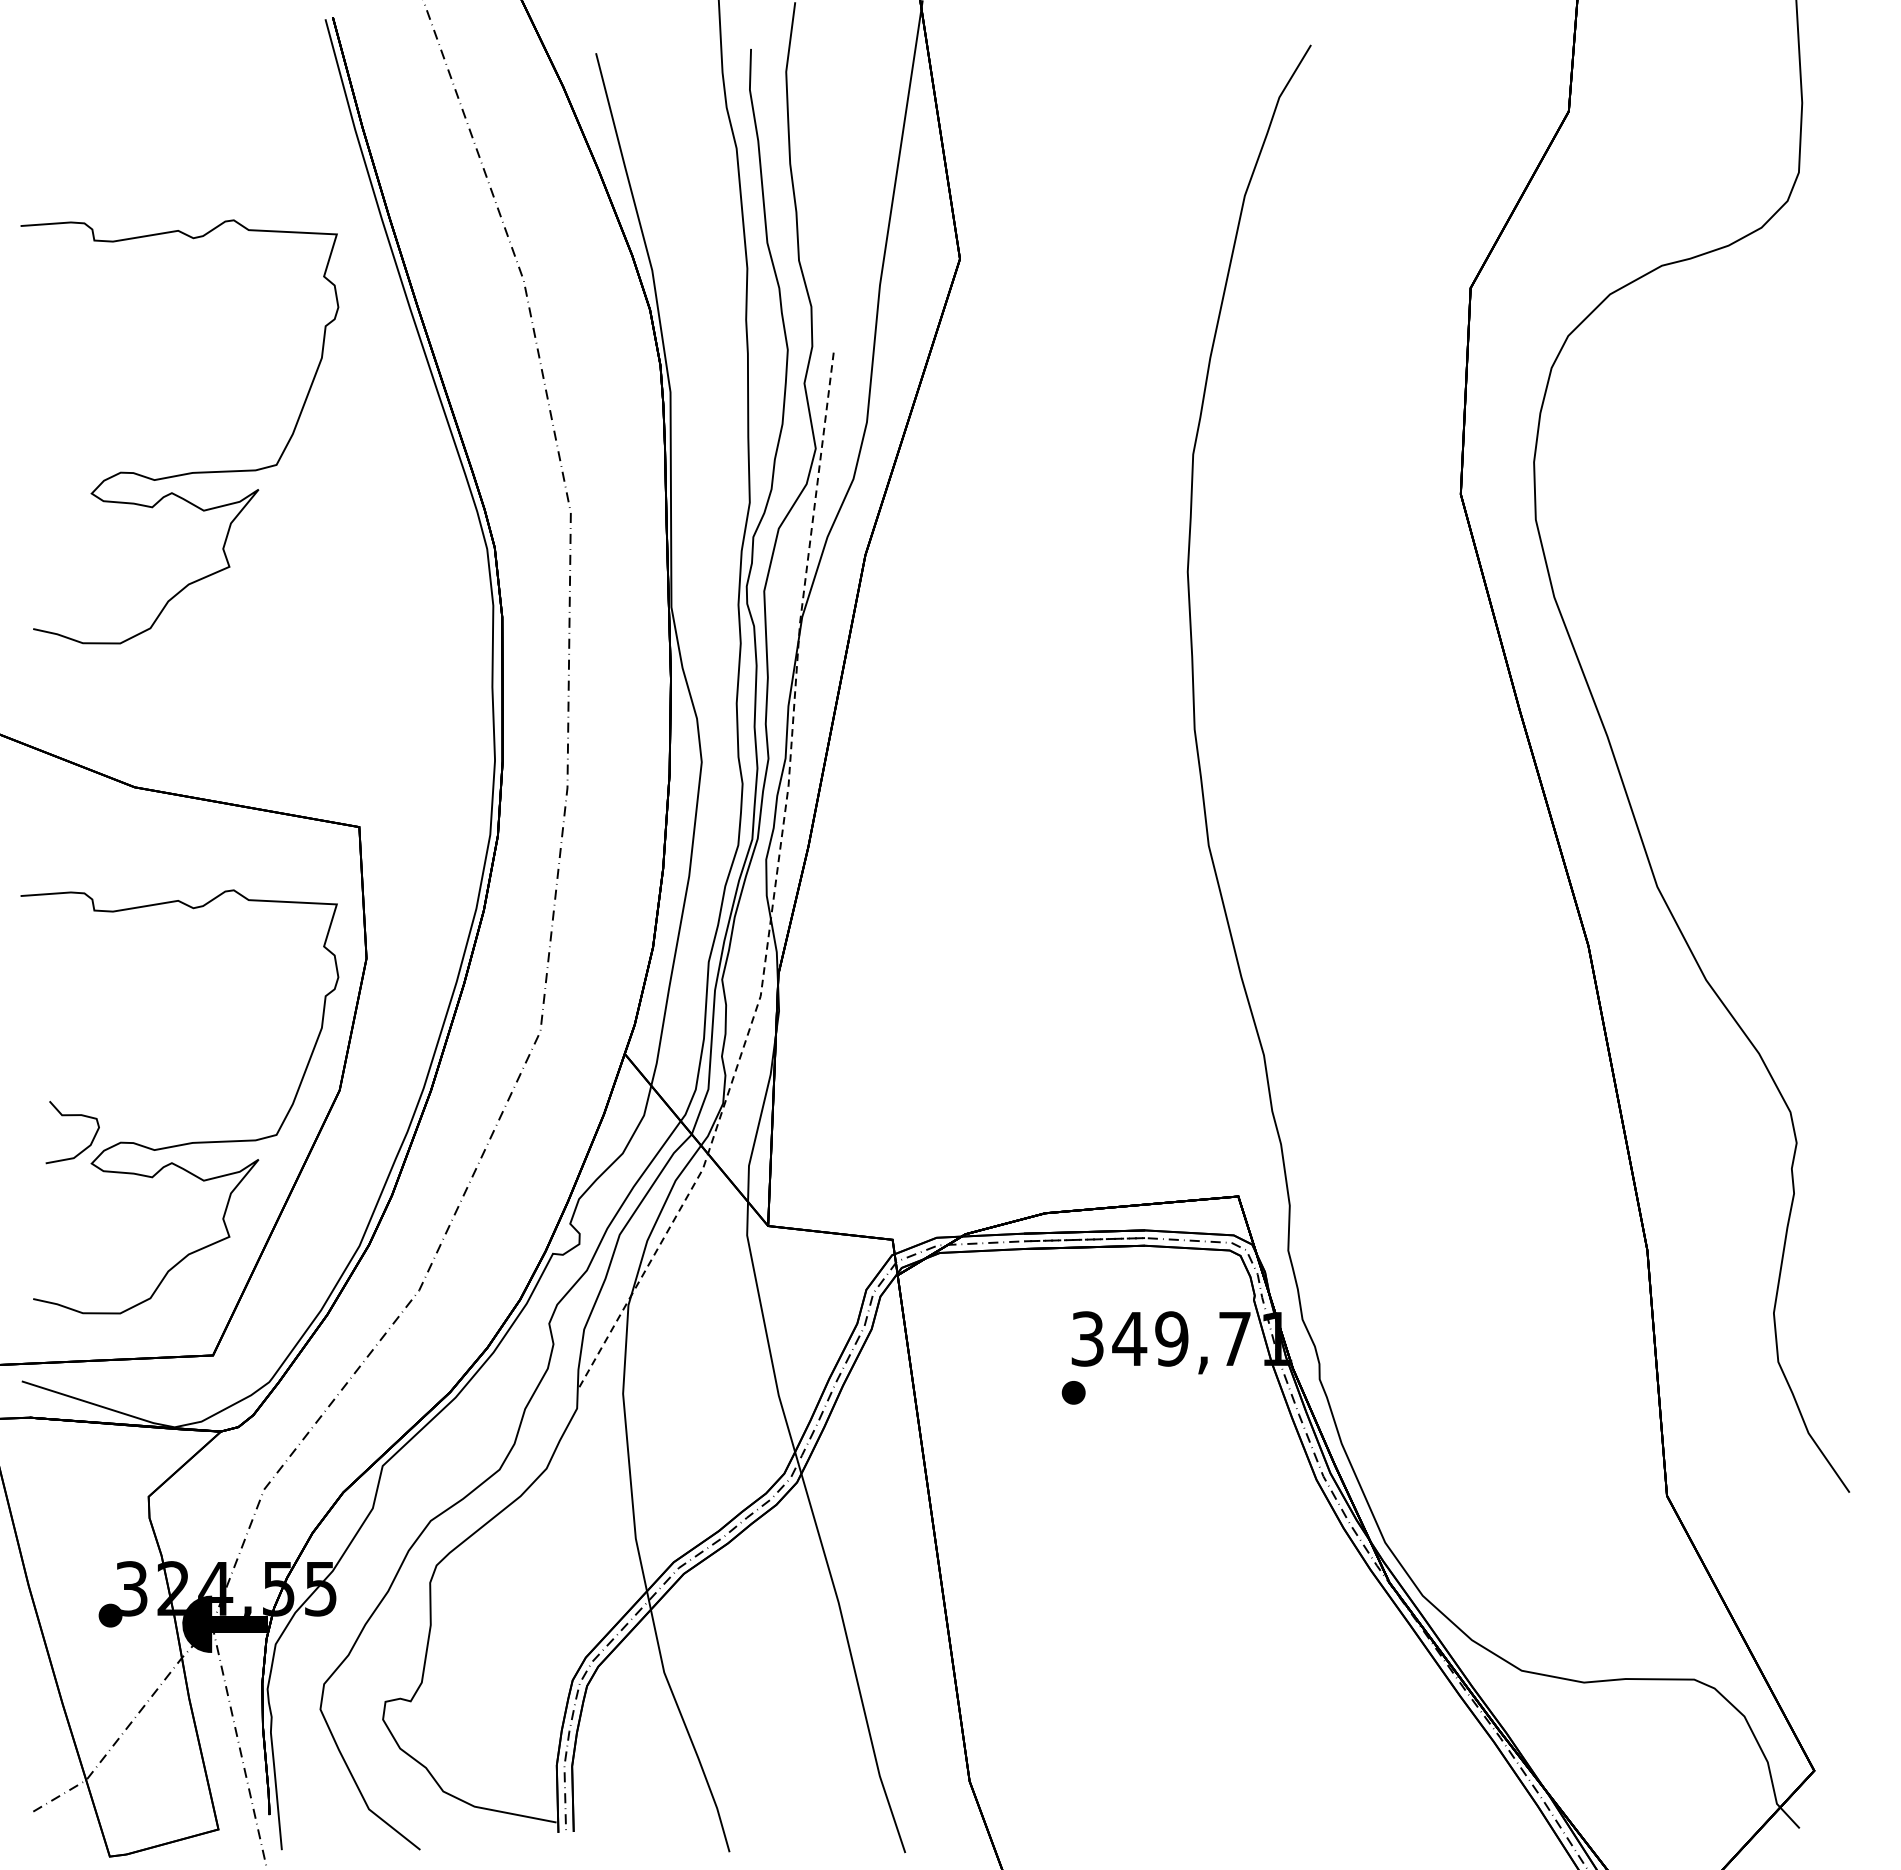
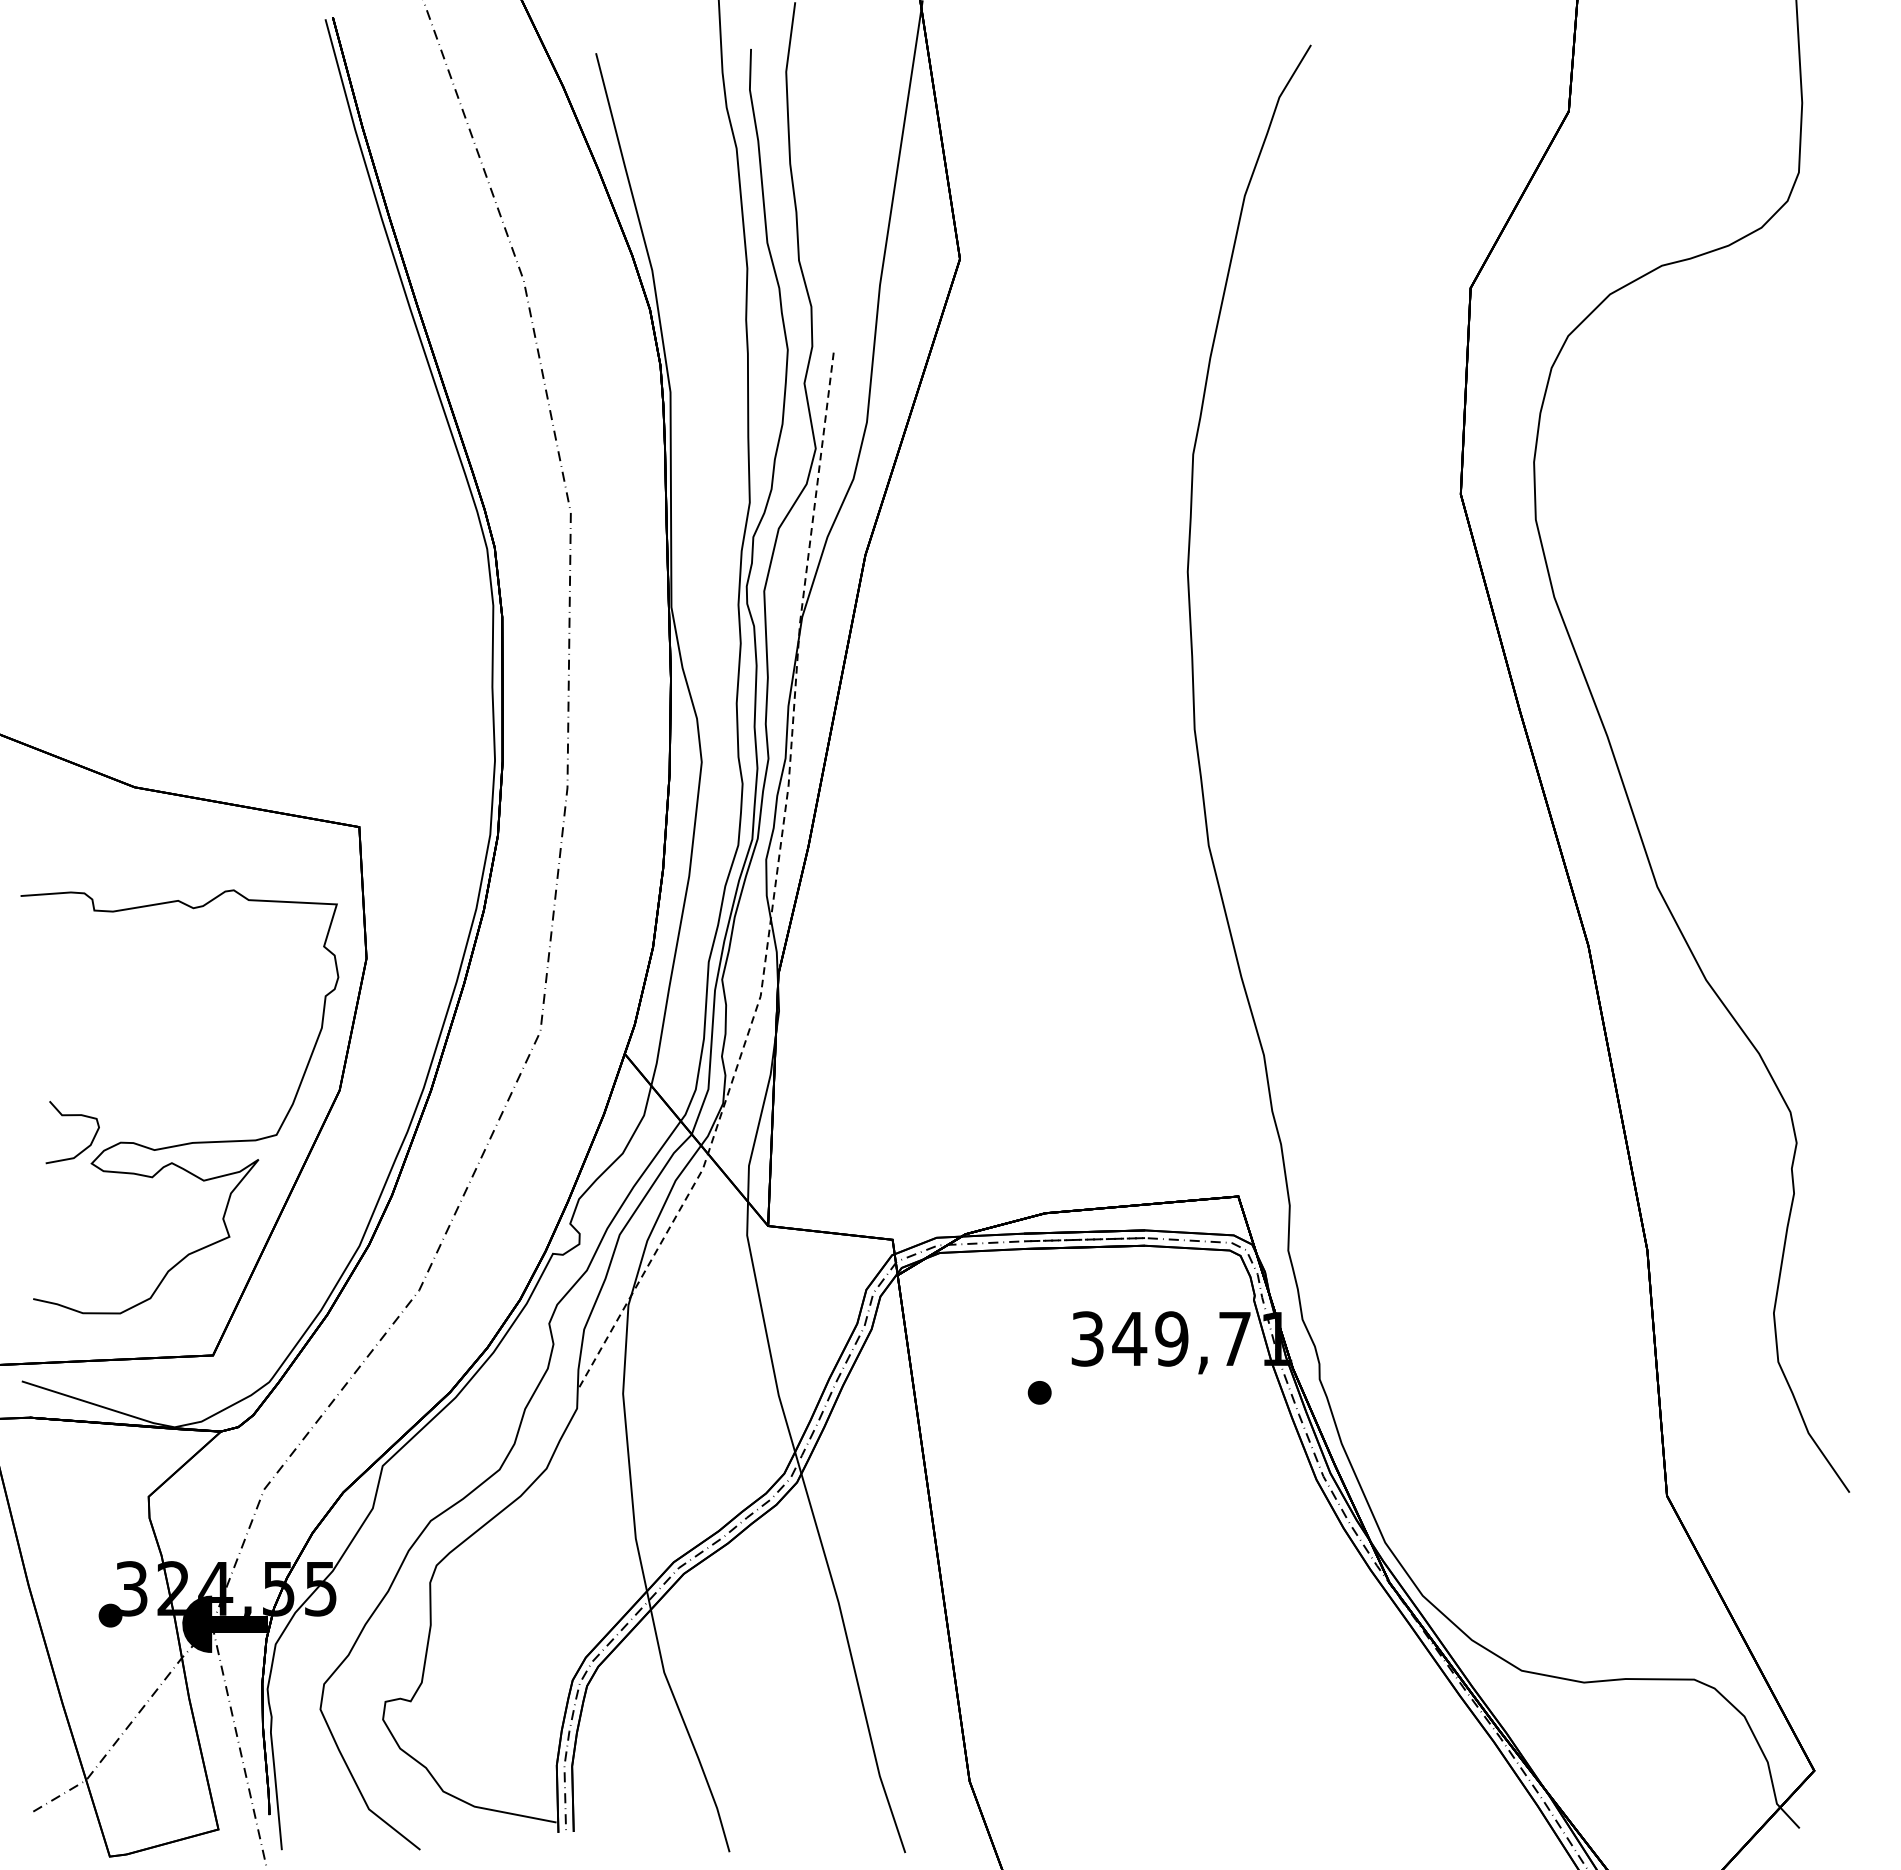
curve: present -> none (188, 472)
part position: (1073, 1392) -> (1039, 1392) (1039, 1392)
